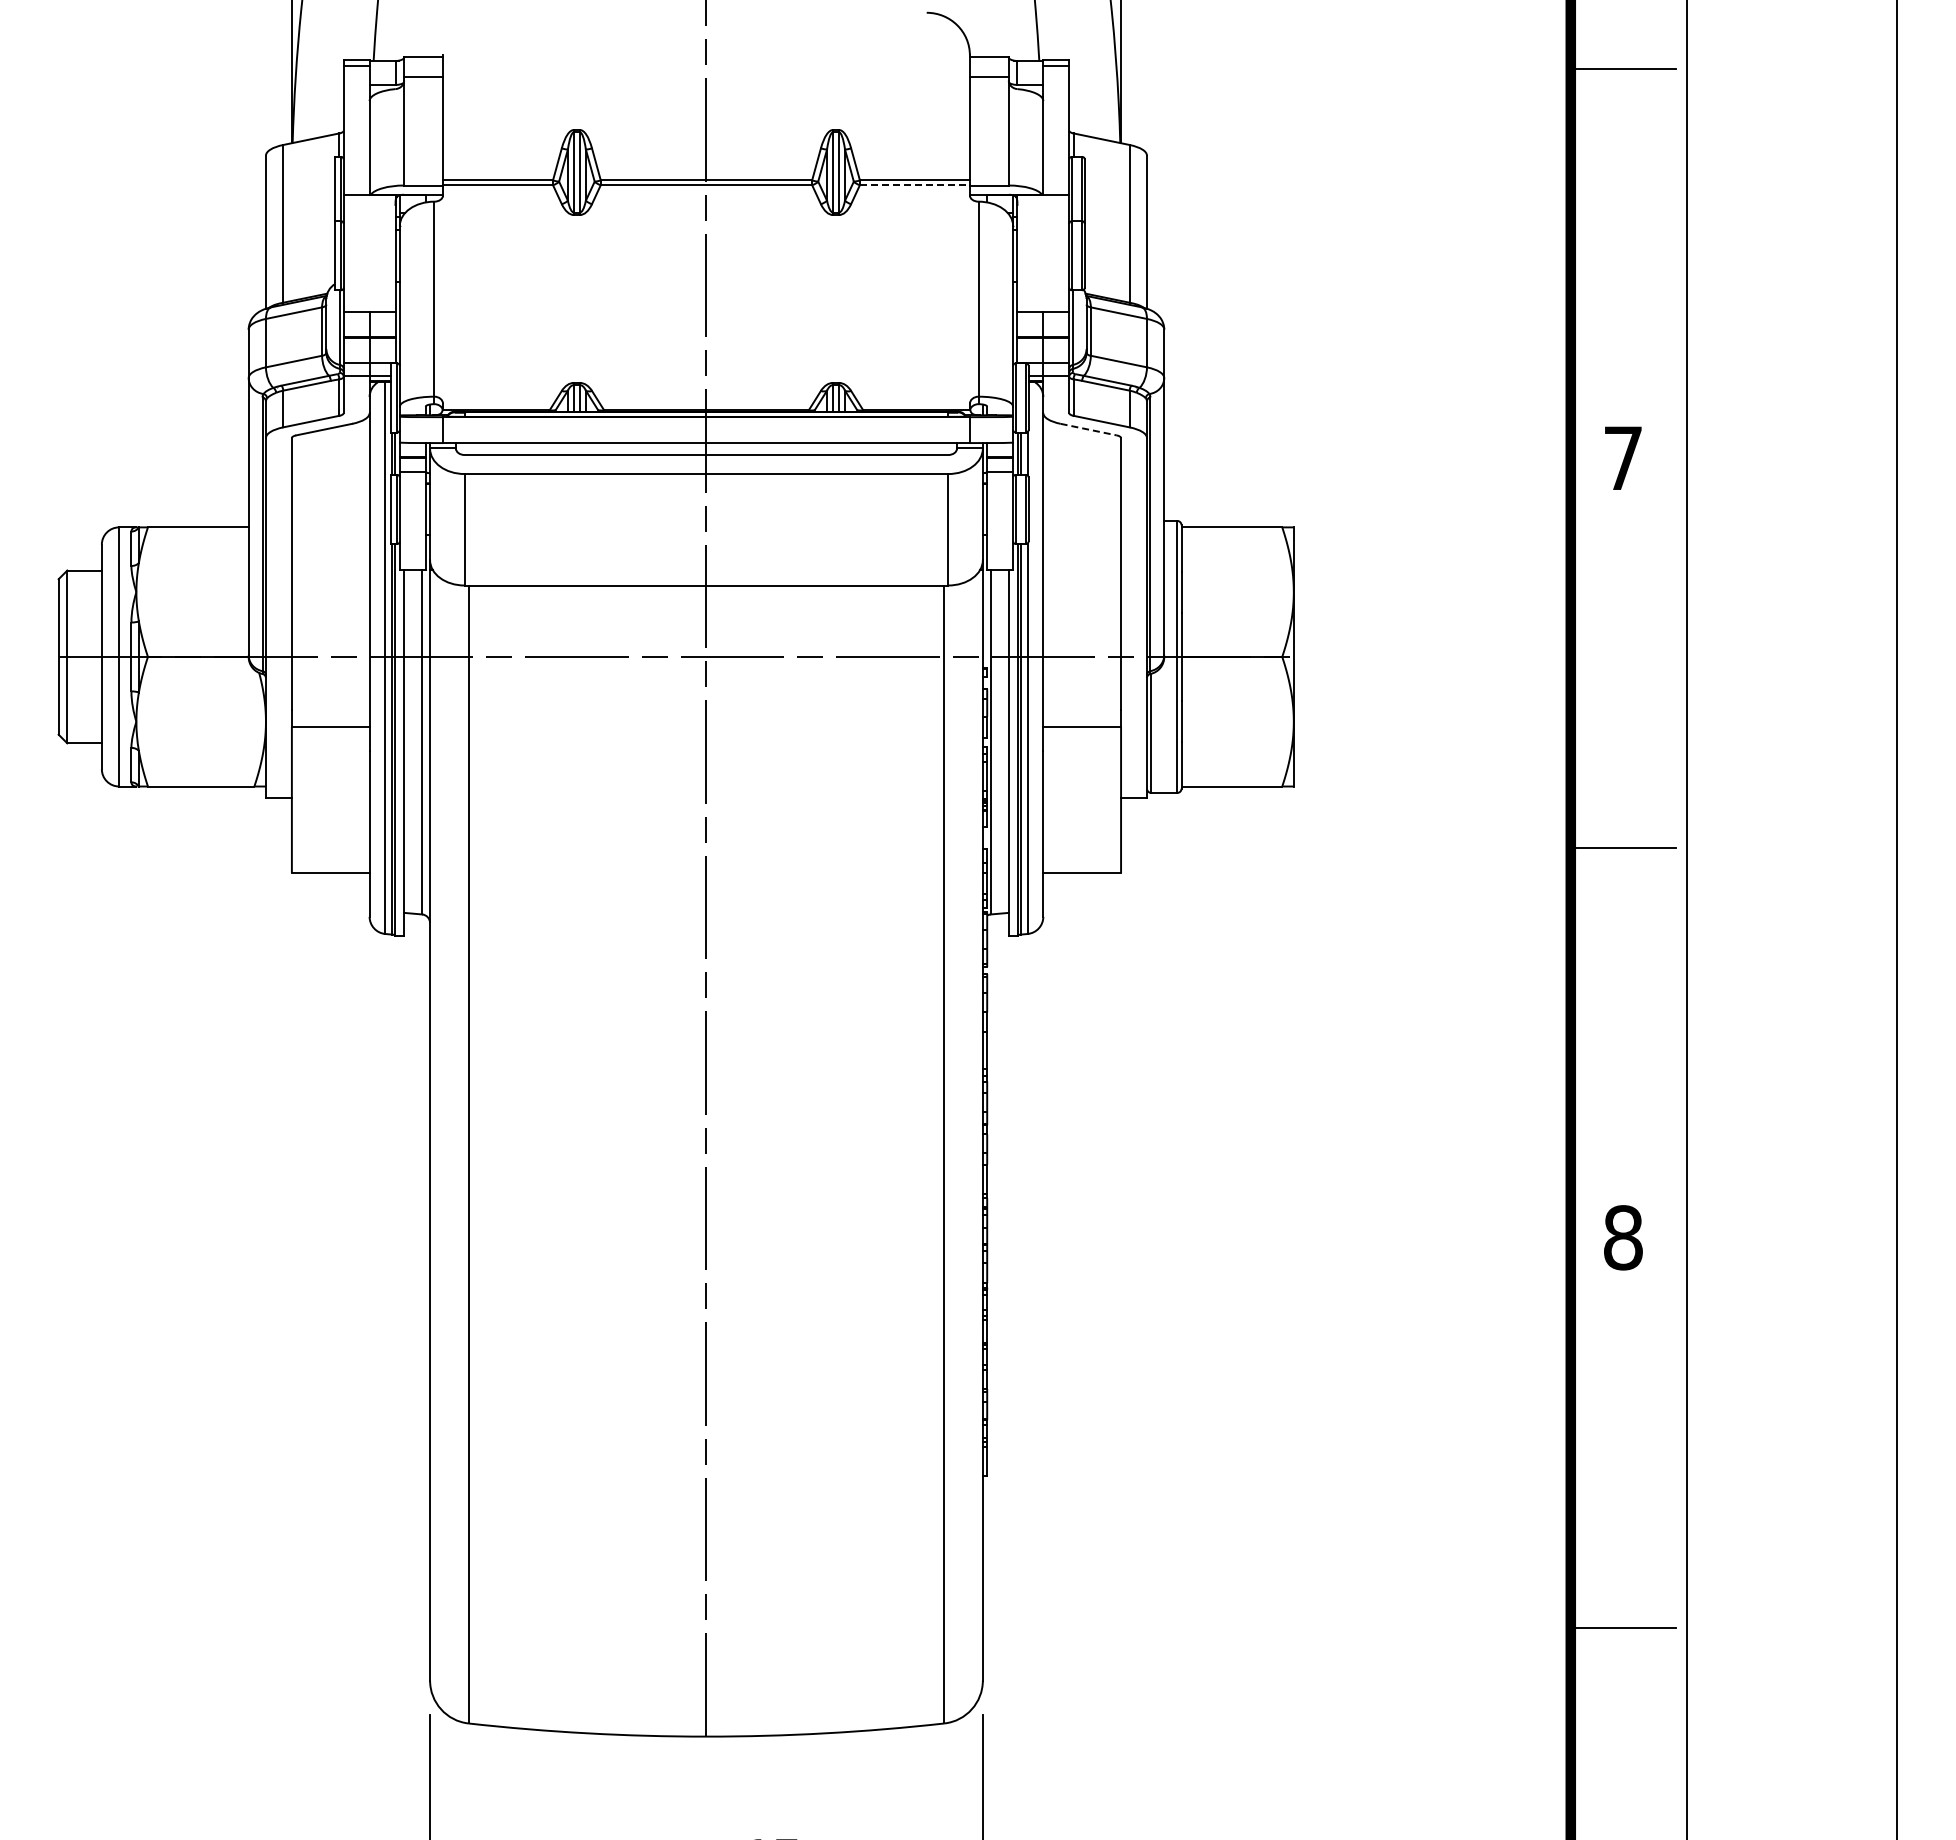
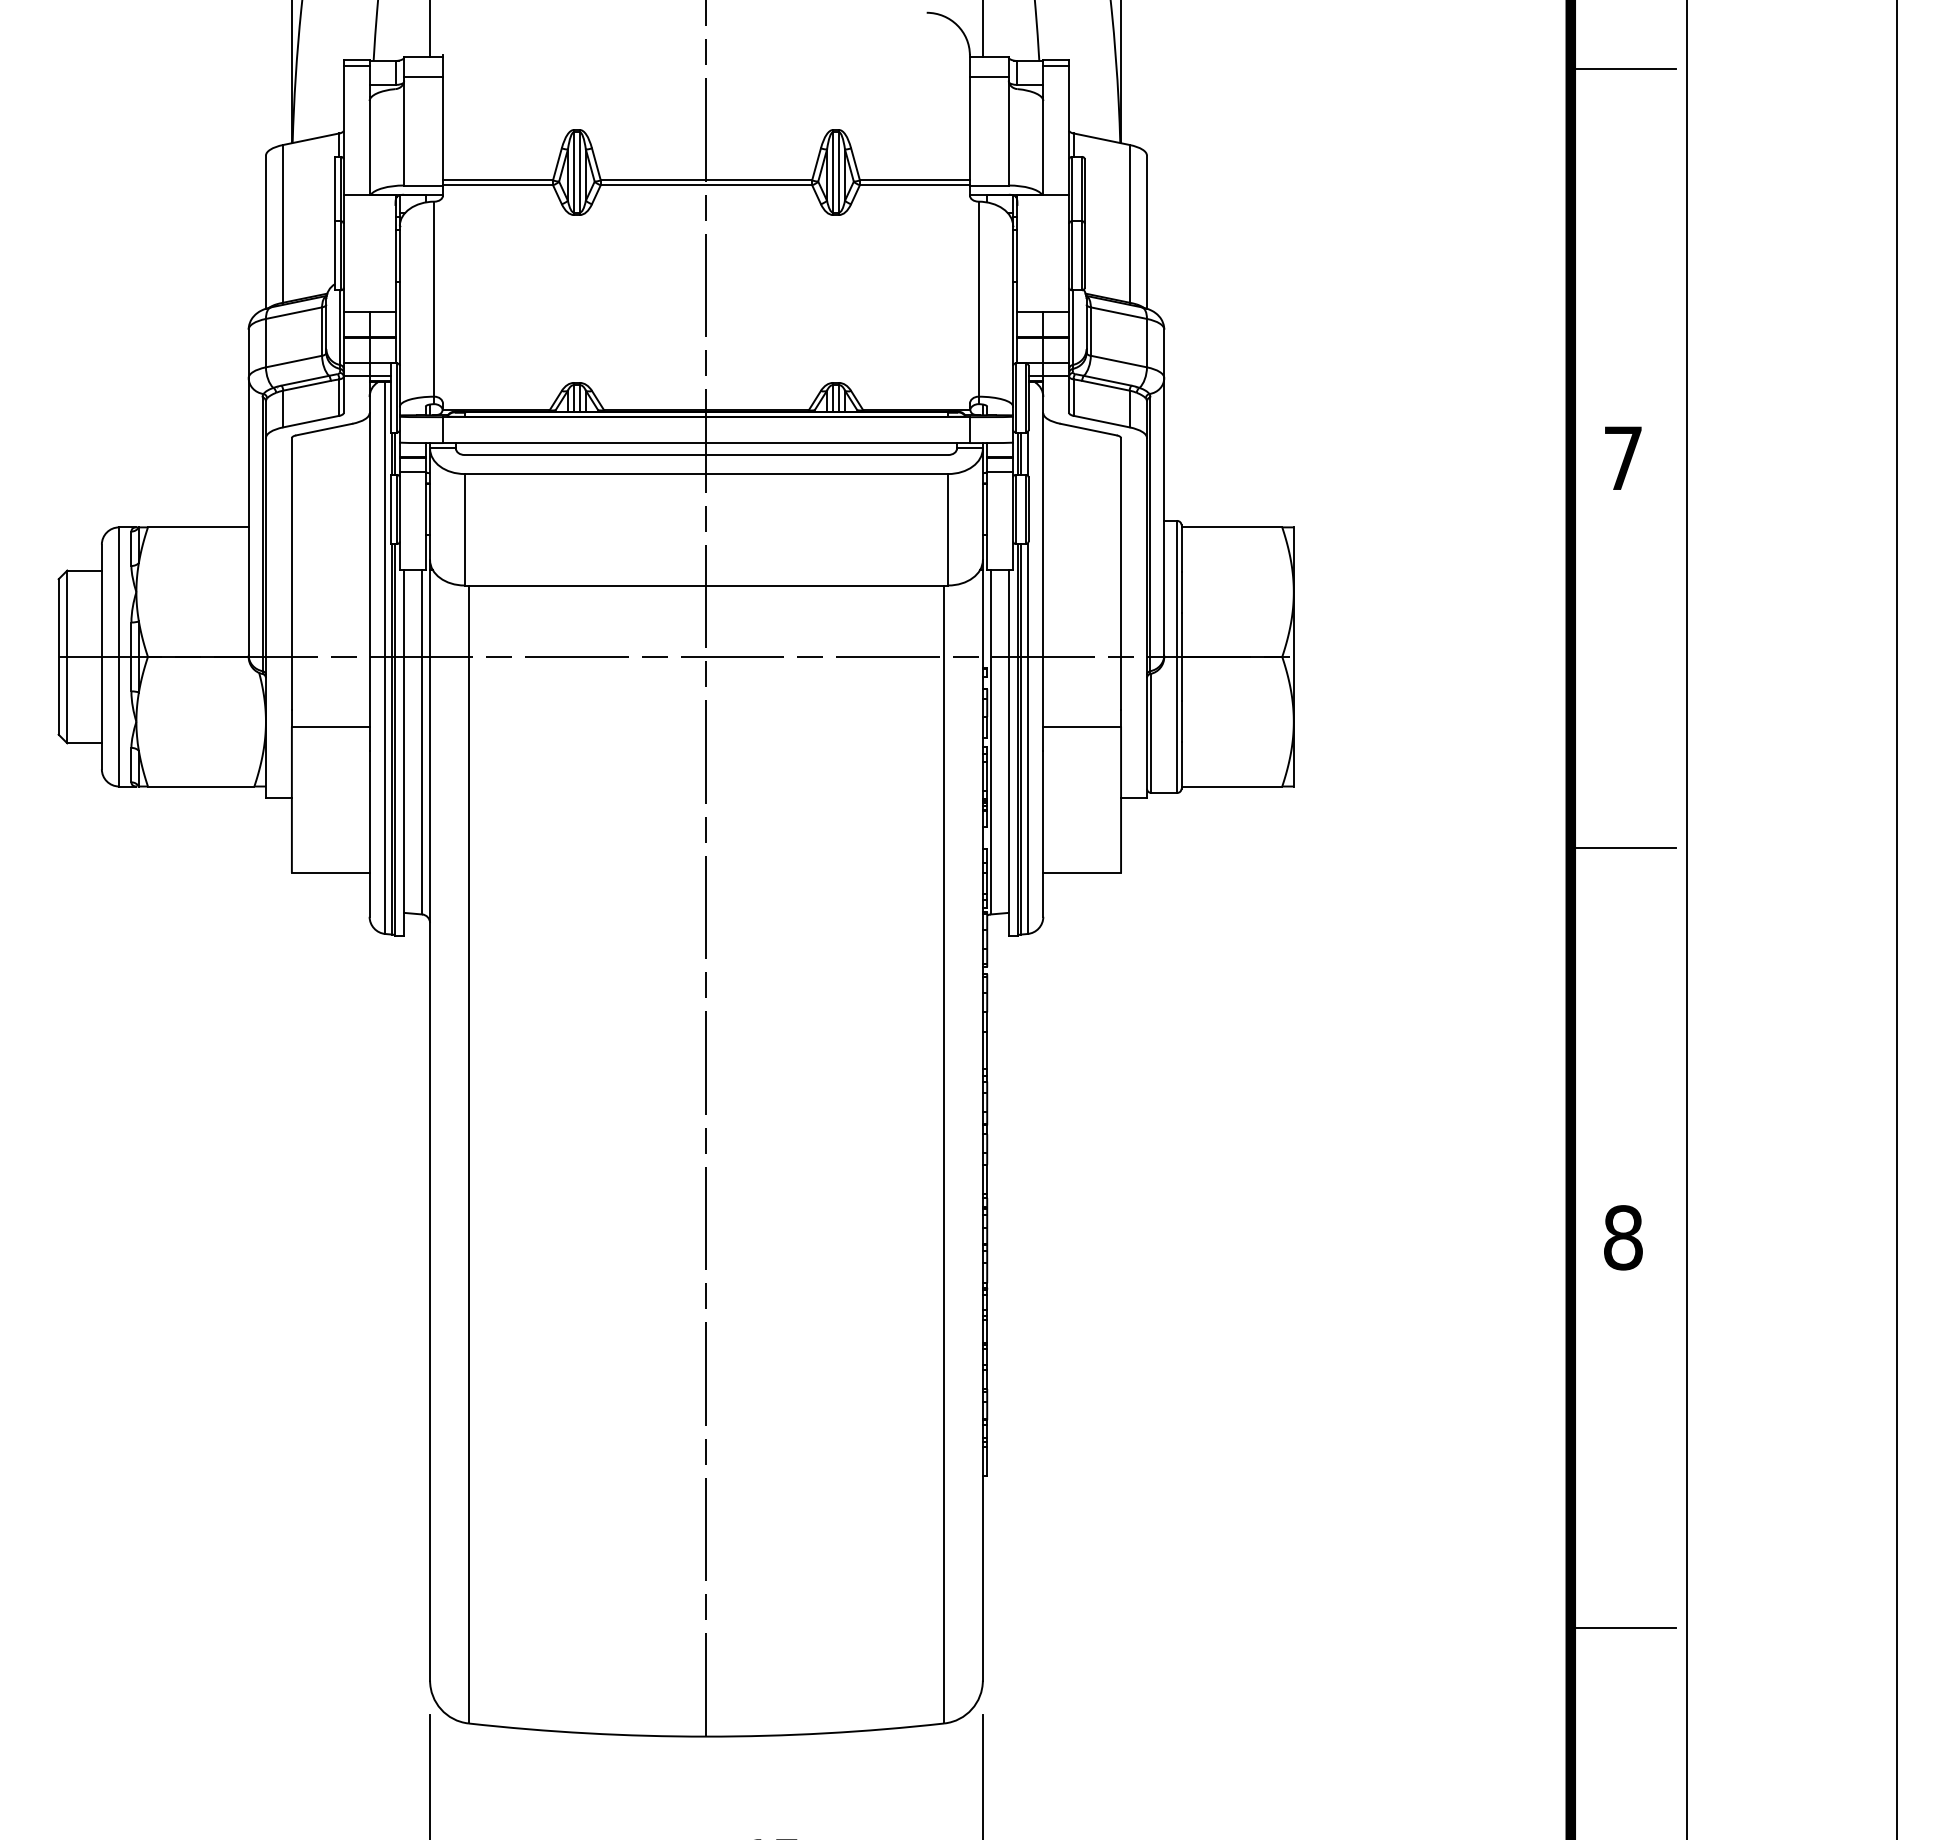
line: none -> present (430, 29)
line: none -> present (982, 29)
line: dashed -> solid (914, 185)
line: dashed -> solid (1088, 429)
